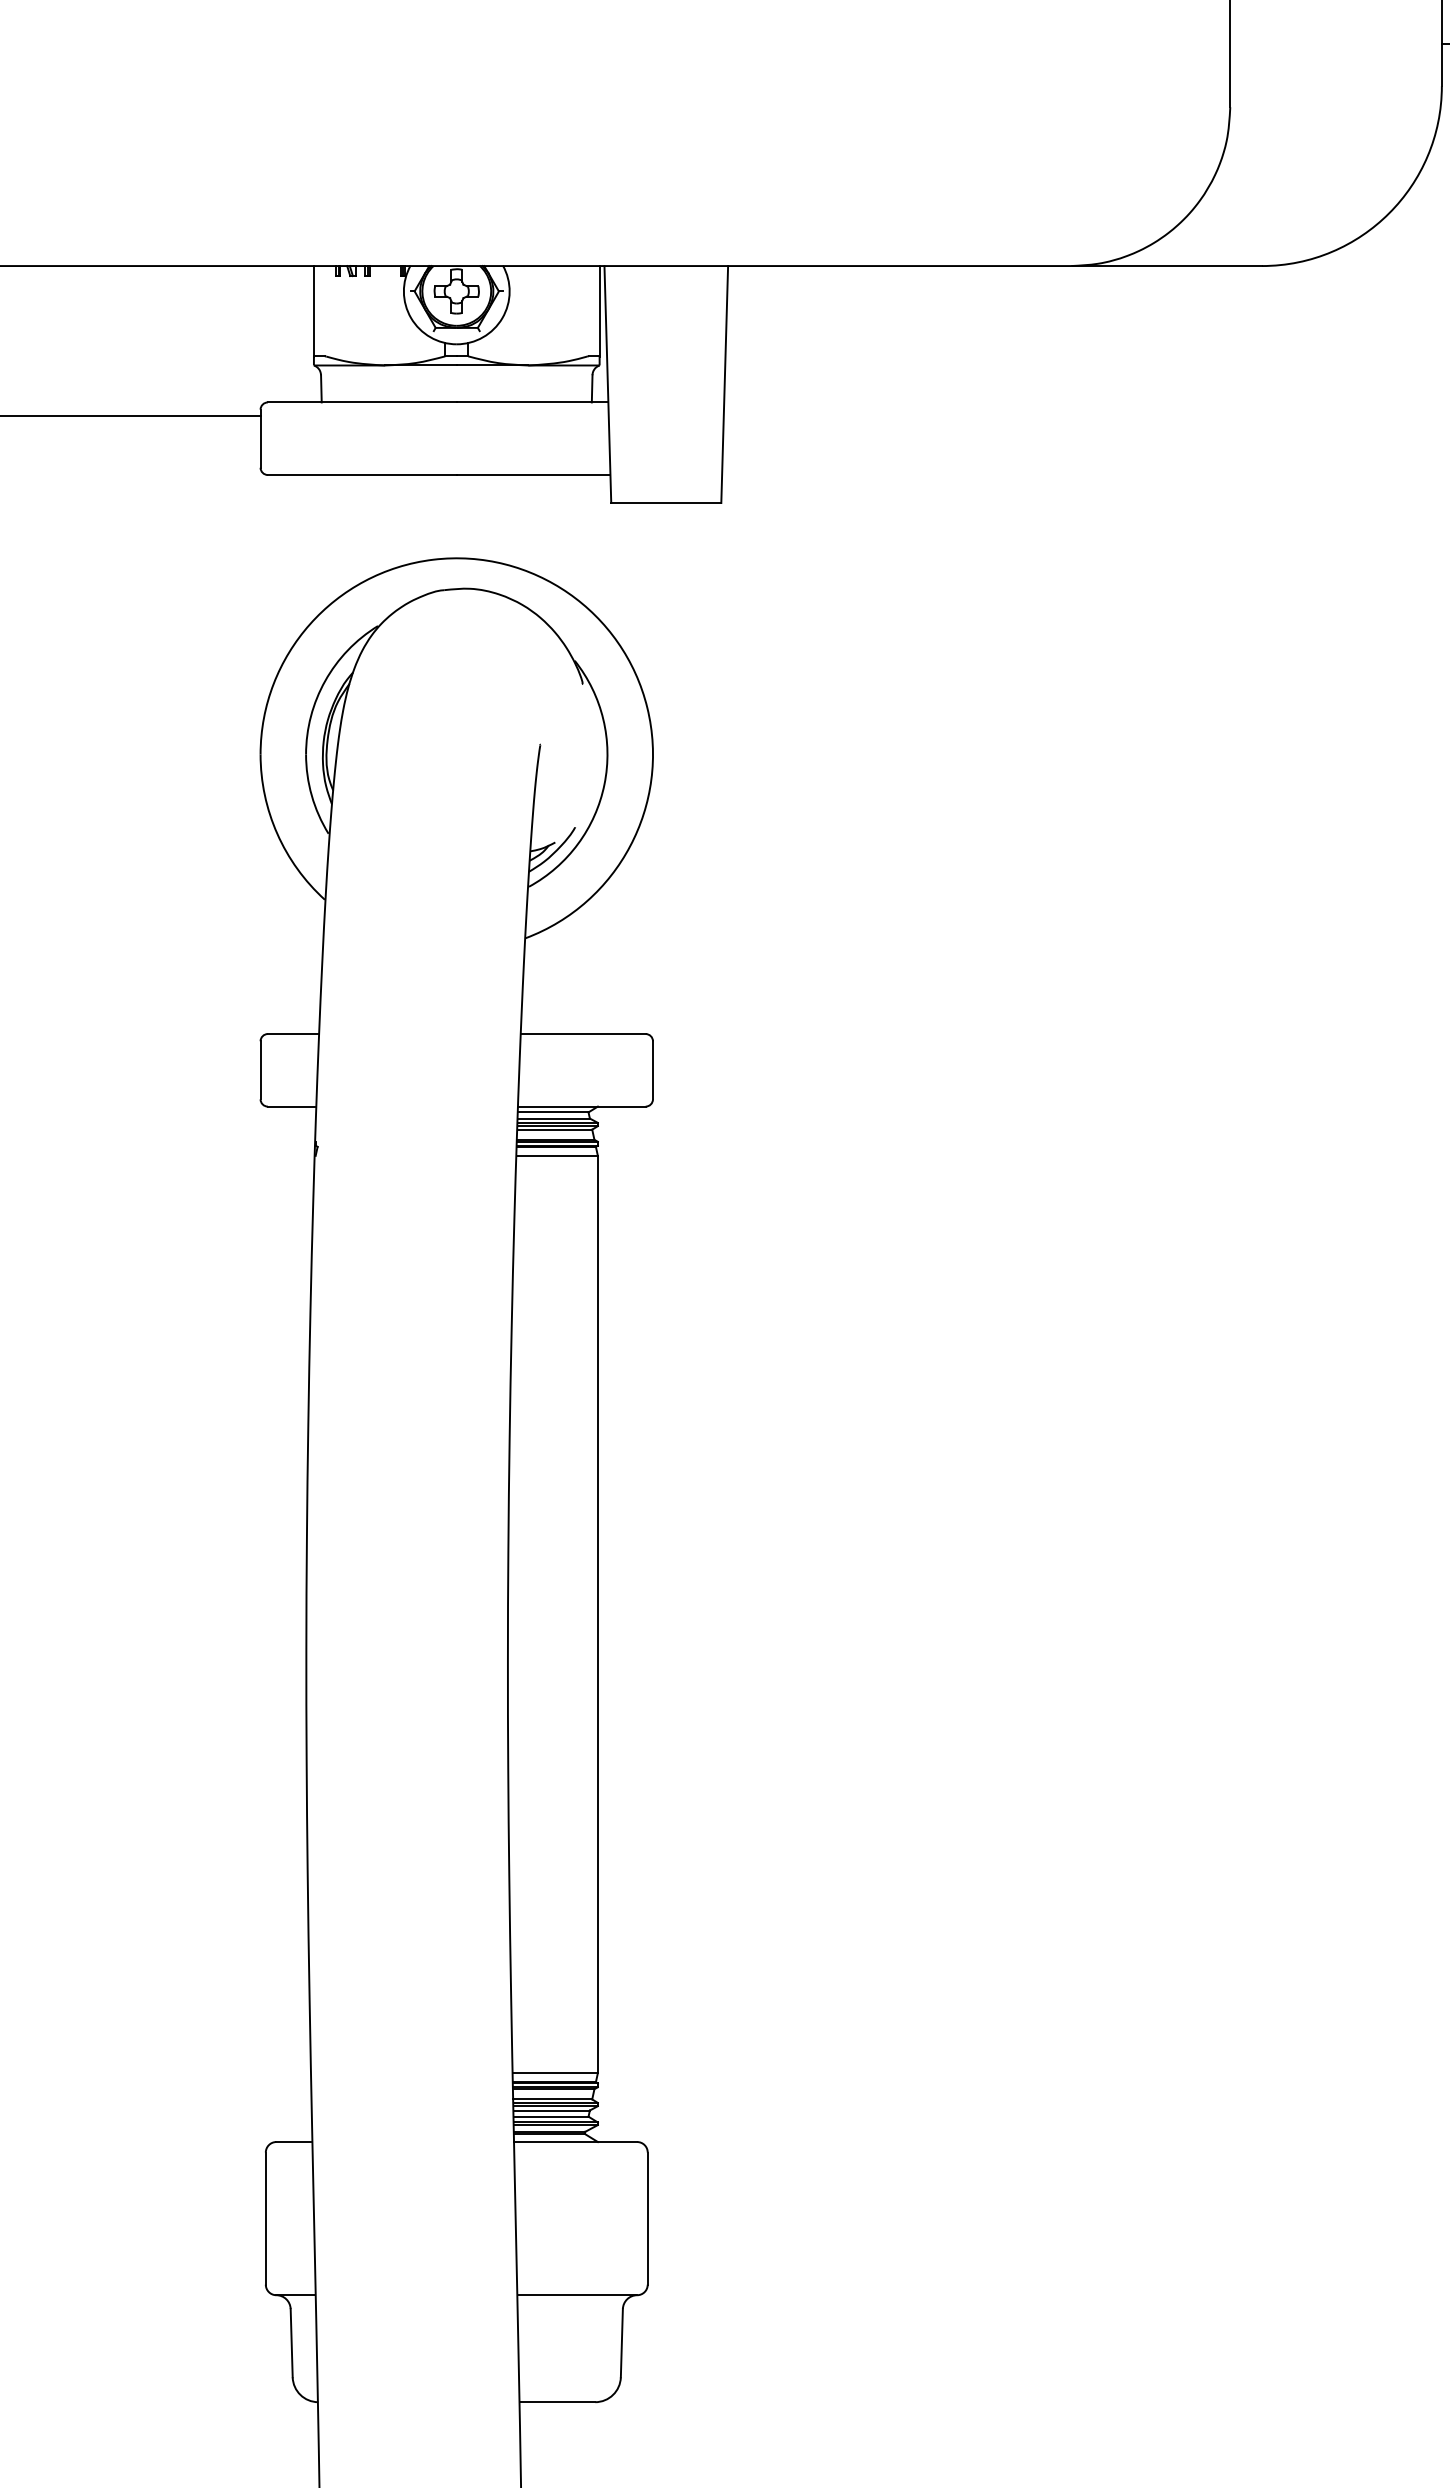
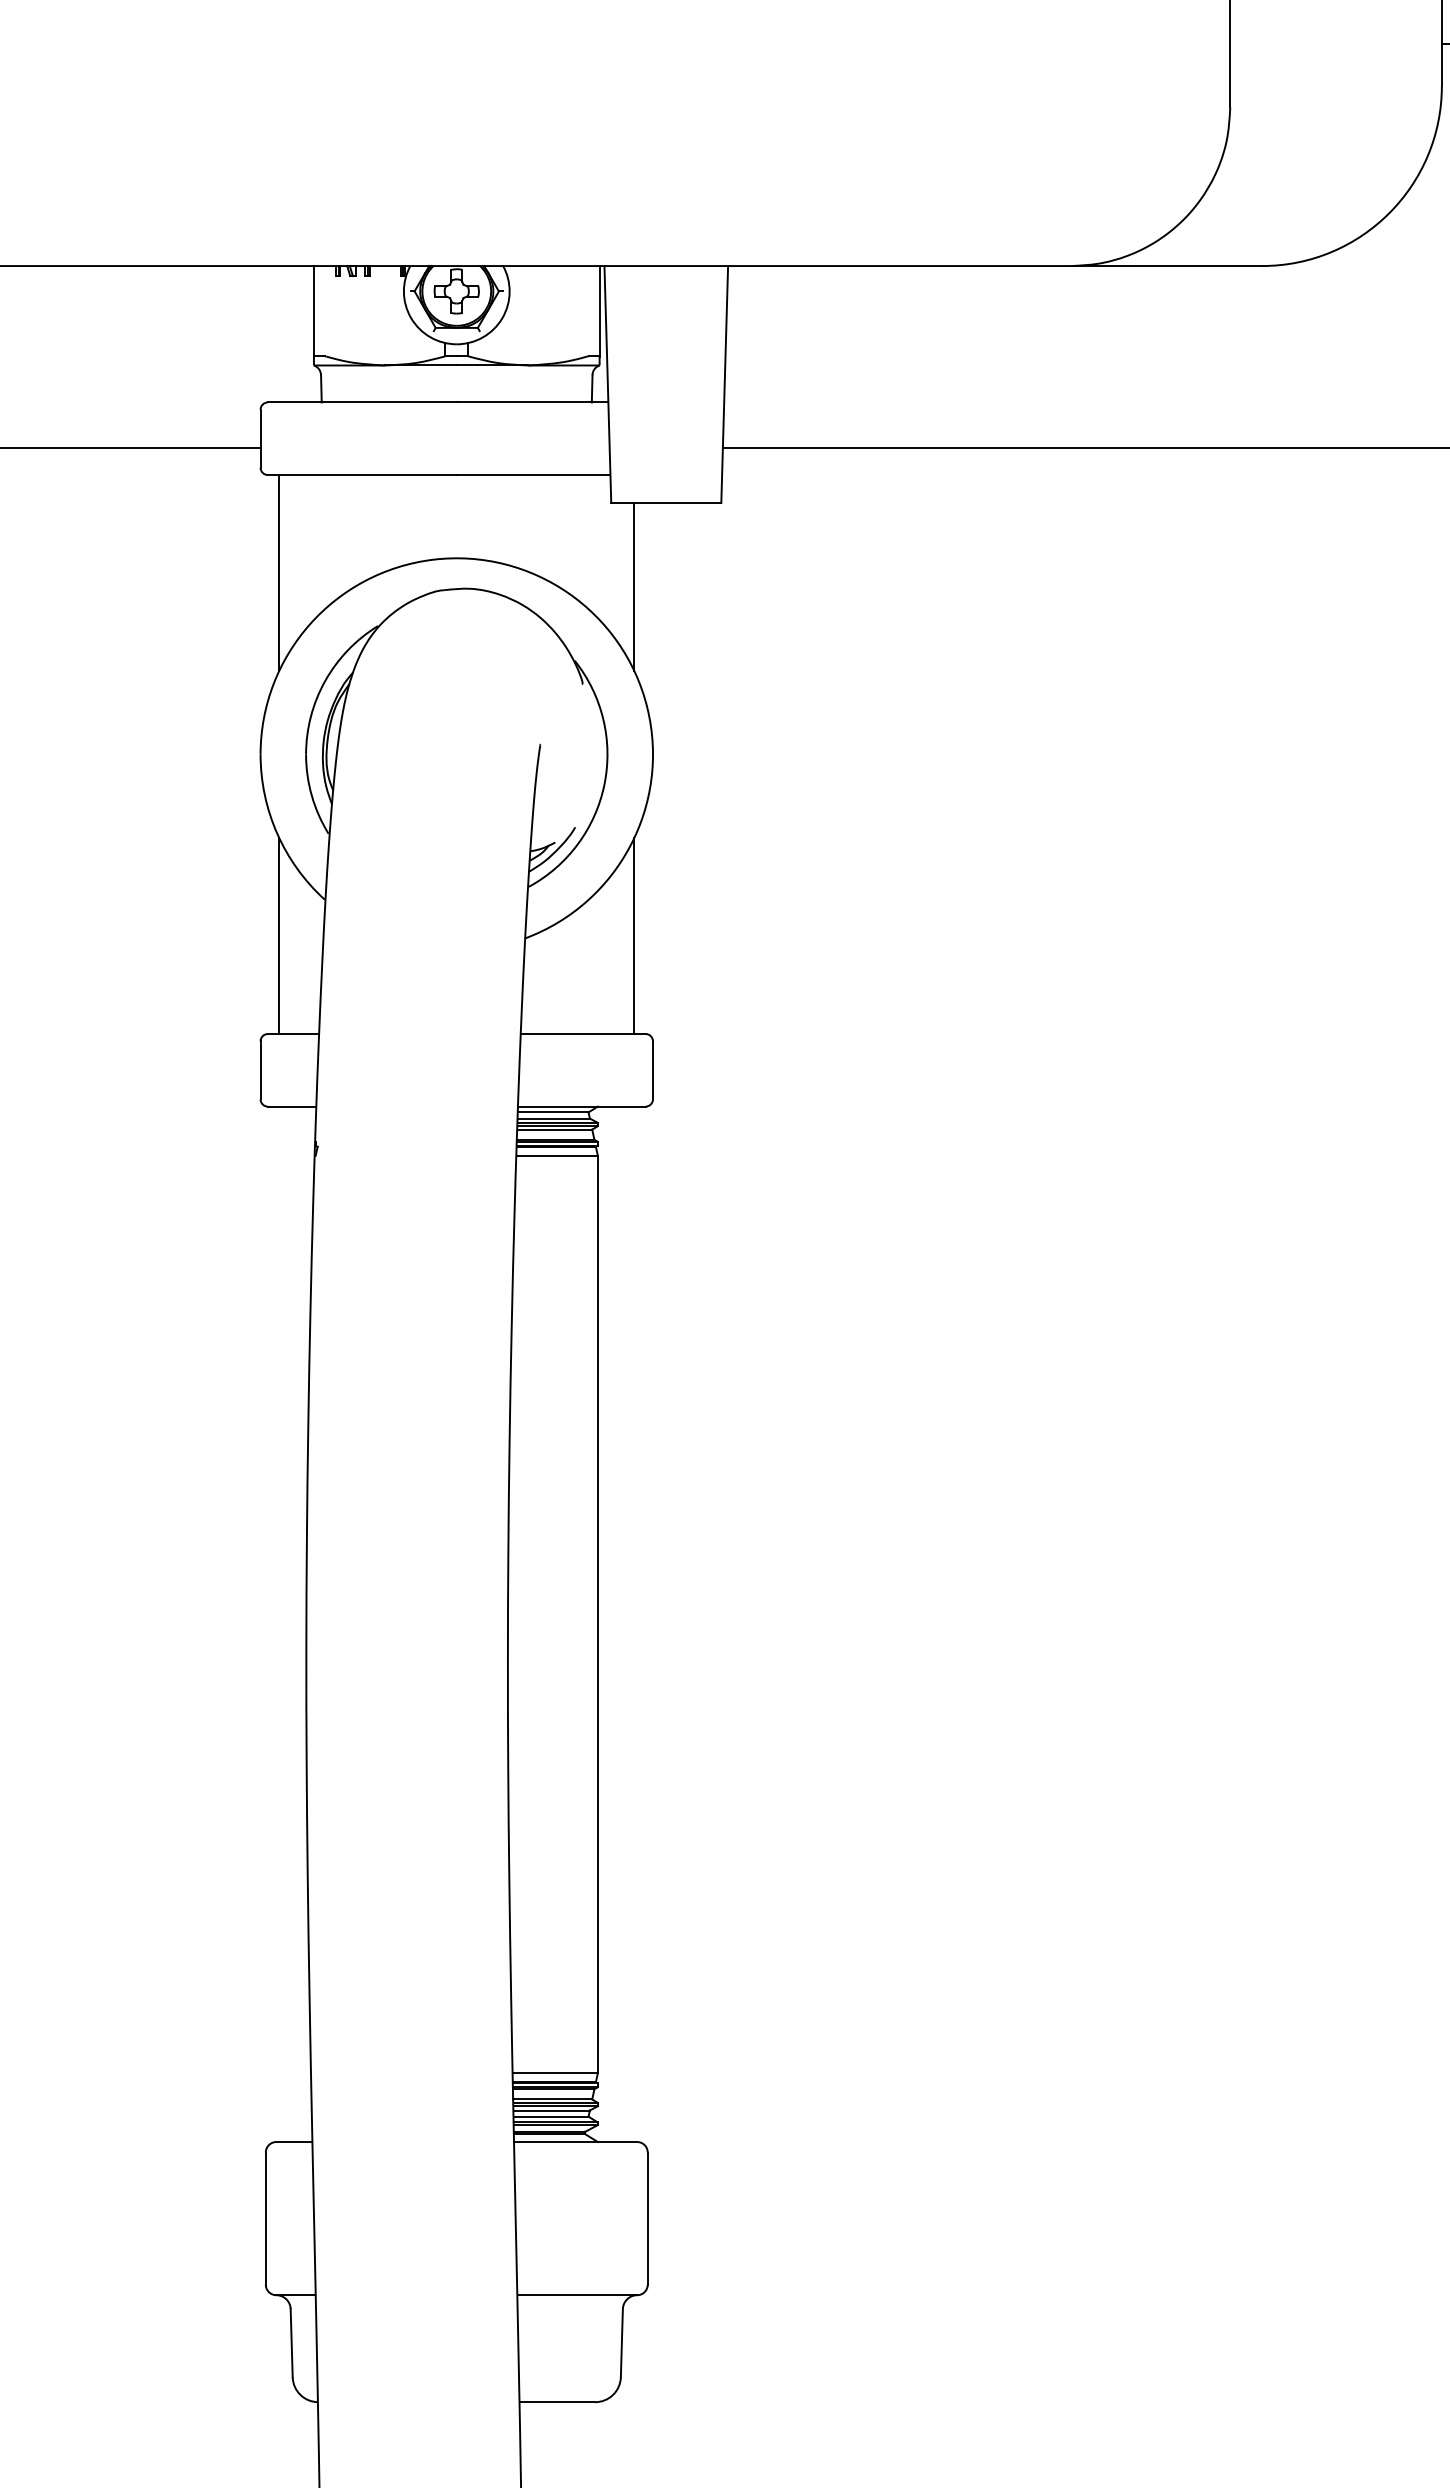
line position: (131, 415) -> (131, 447) (131, 447)
line: none -> present (1084, 447)
line: none -> present (279, 572)
line: none -> present (634, 586)
line: none -> present (279, 936)
line: none -> present (634, 936)
